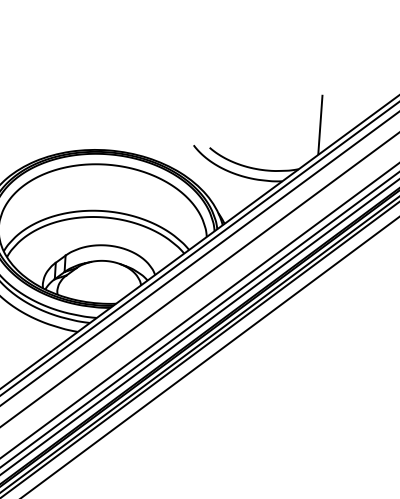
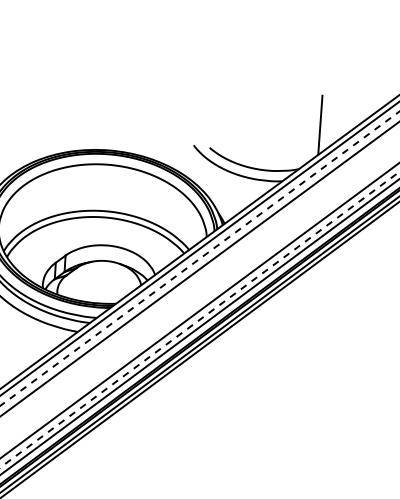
line: solid -> dashed (200, 258)
line position: (199, 279) -> (199, 269) (199, 269)
line: solid -> dashed (200, 319)
line: present -> none (210, 356)
